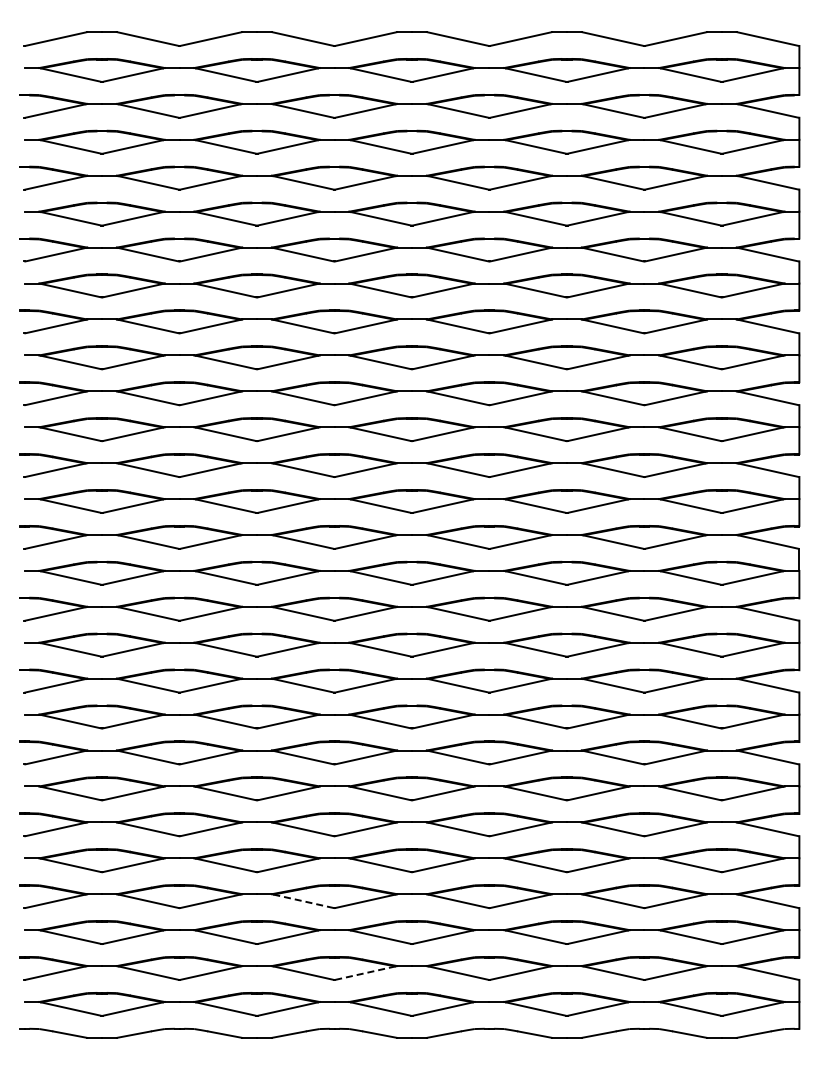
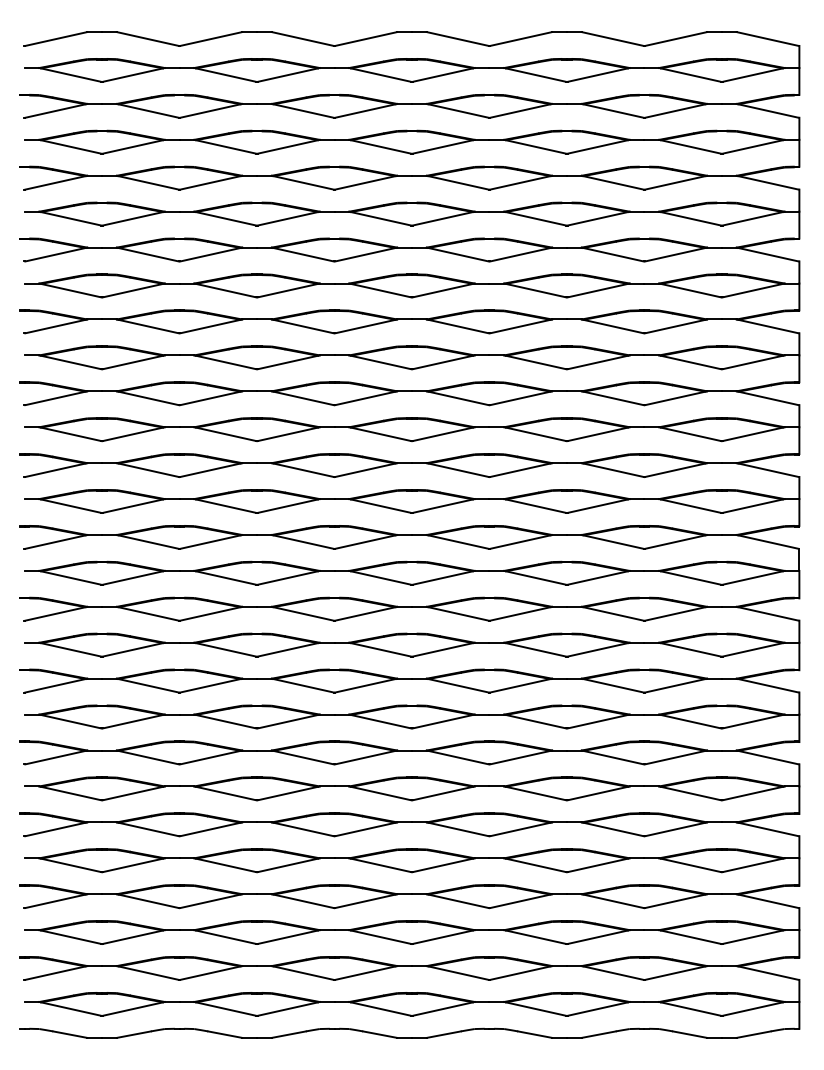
line: dashed -> solid (302, 901)
line: dashed -> solid (366, 972)
